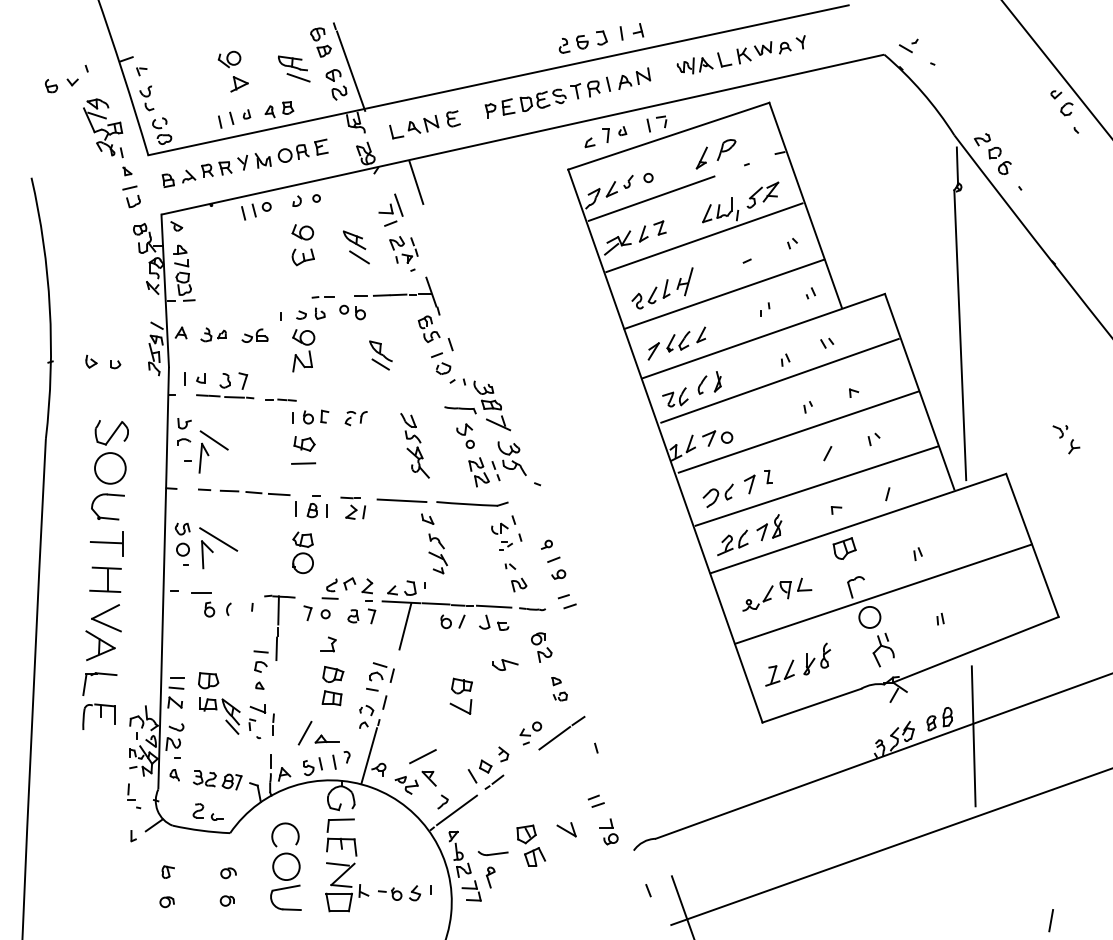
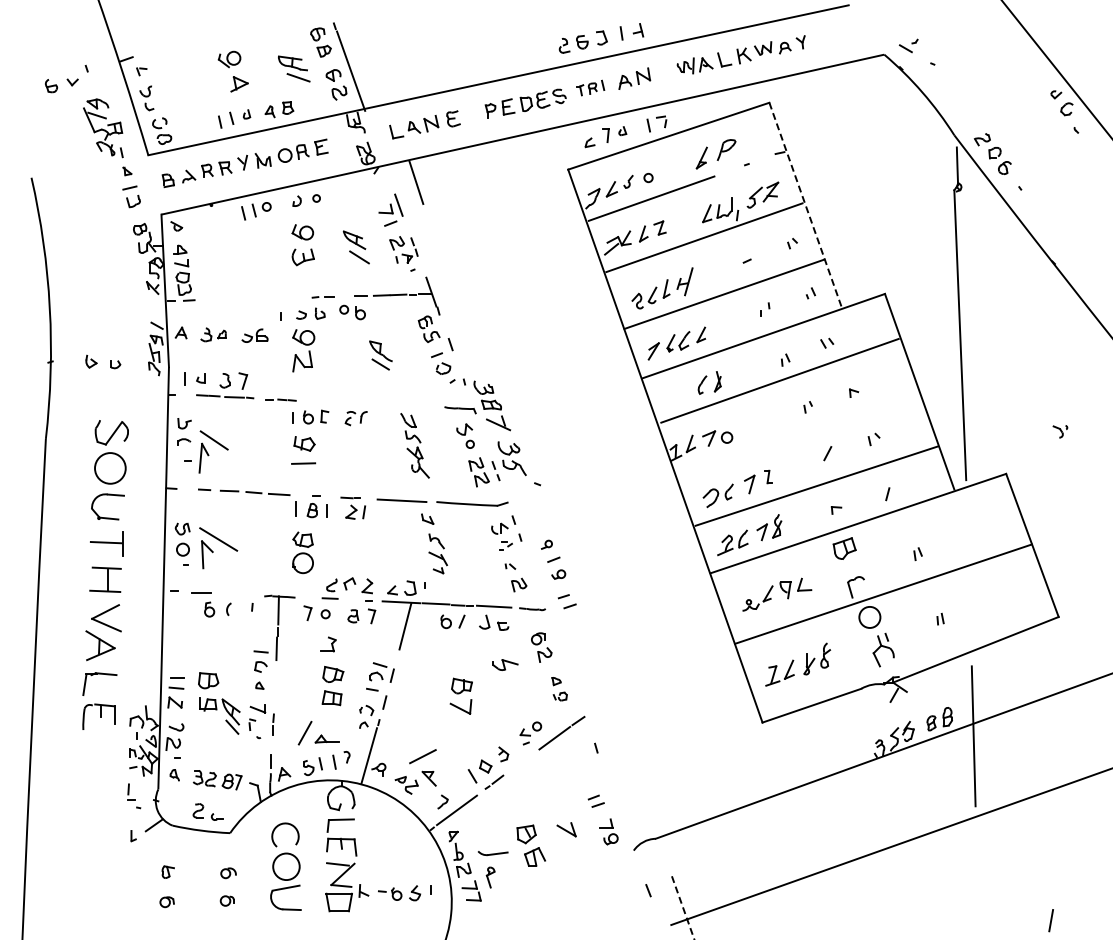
part size: 41x24 px -> 30x18 px (590, 87)
line: solid -> dashed (805, 205)
part: present -> none (675, 397)
line: present -> none (798, 431)
part: present -> none (1074, 446)
line: solid -> dashed (683, 908)
